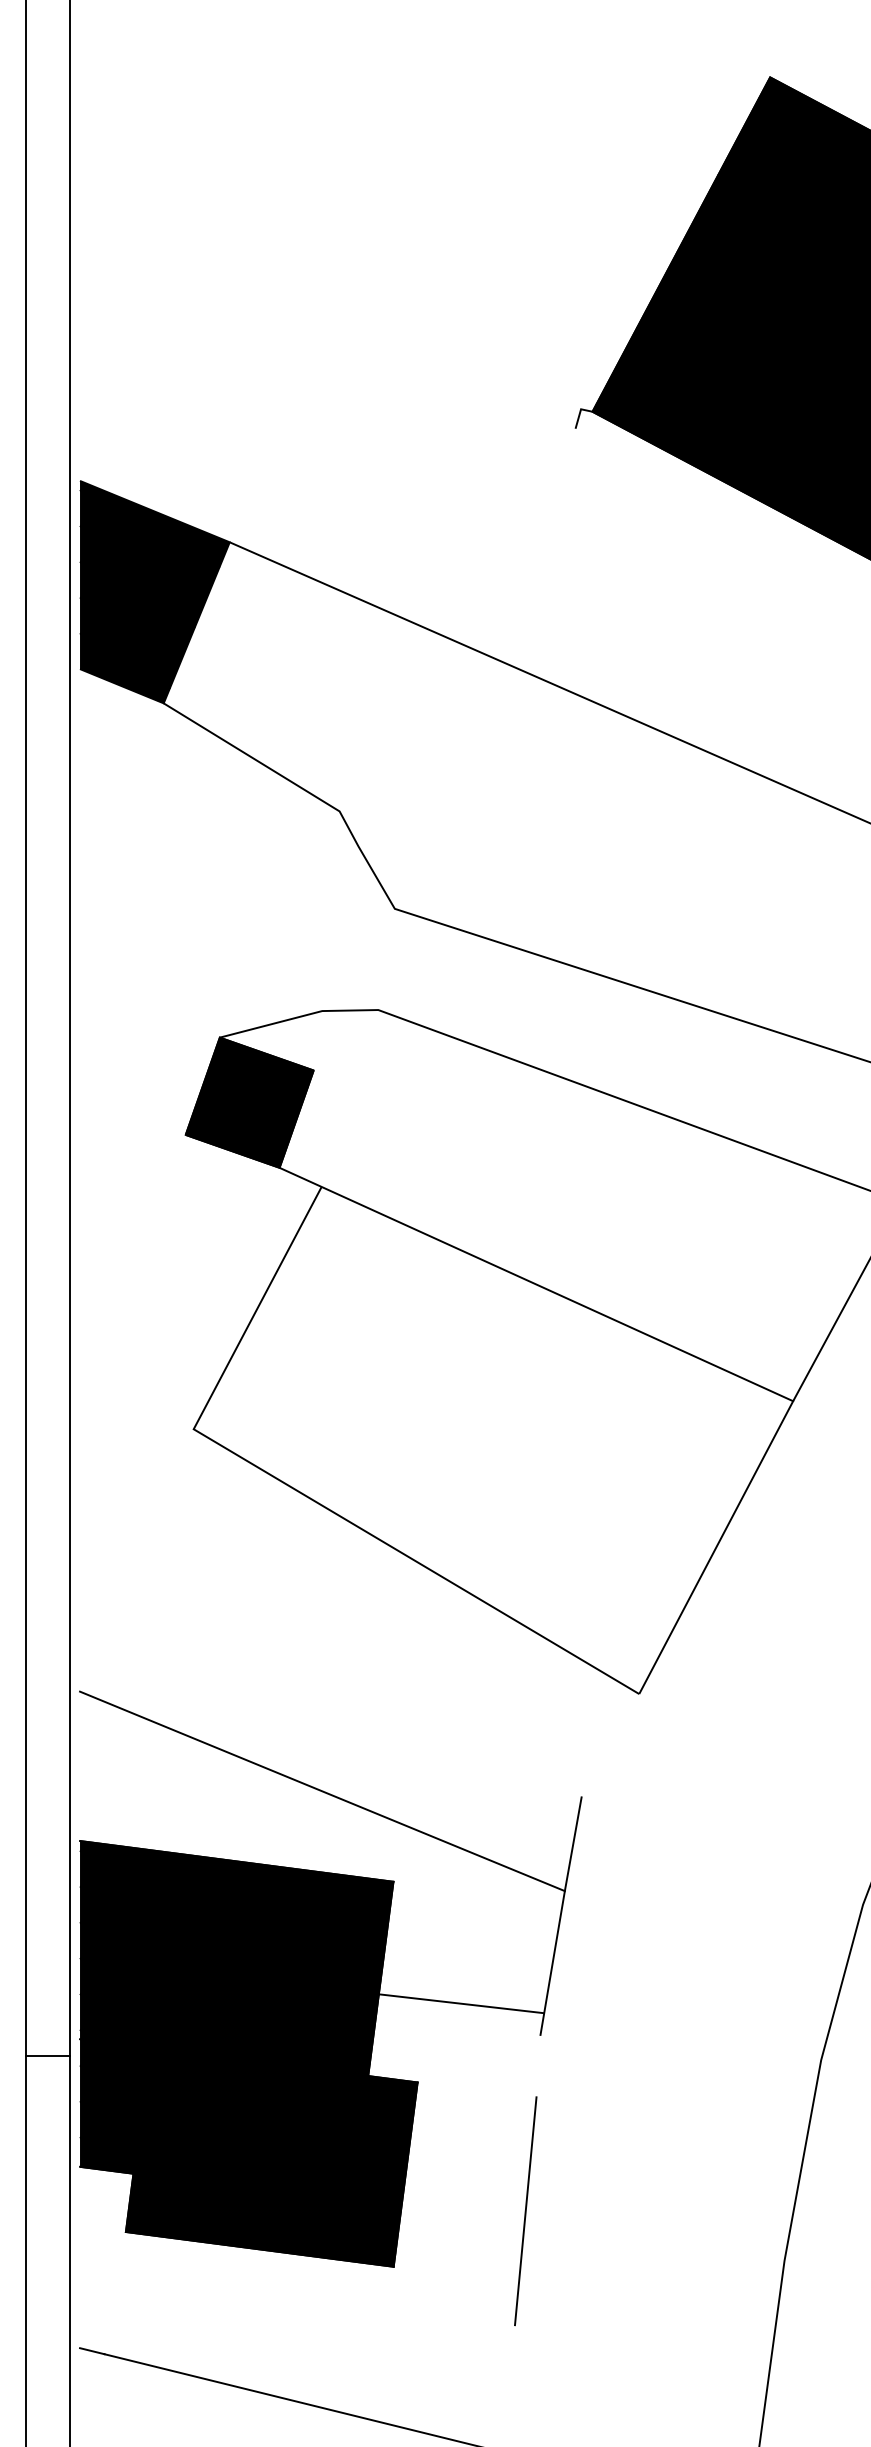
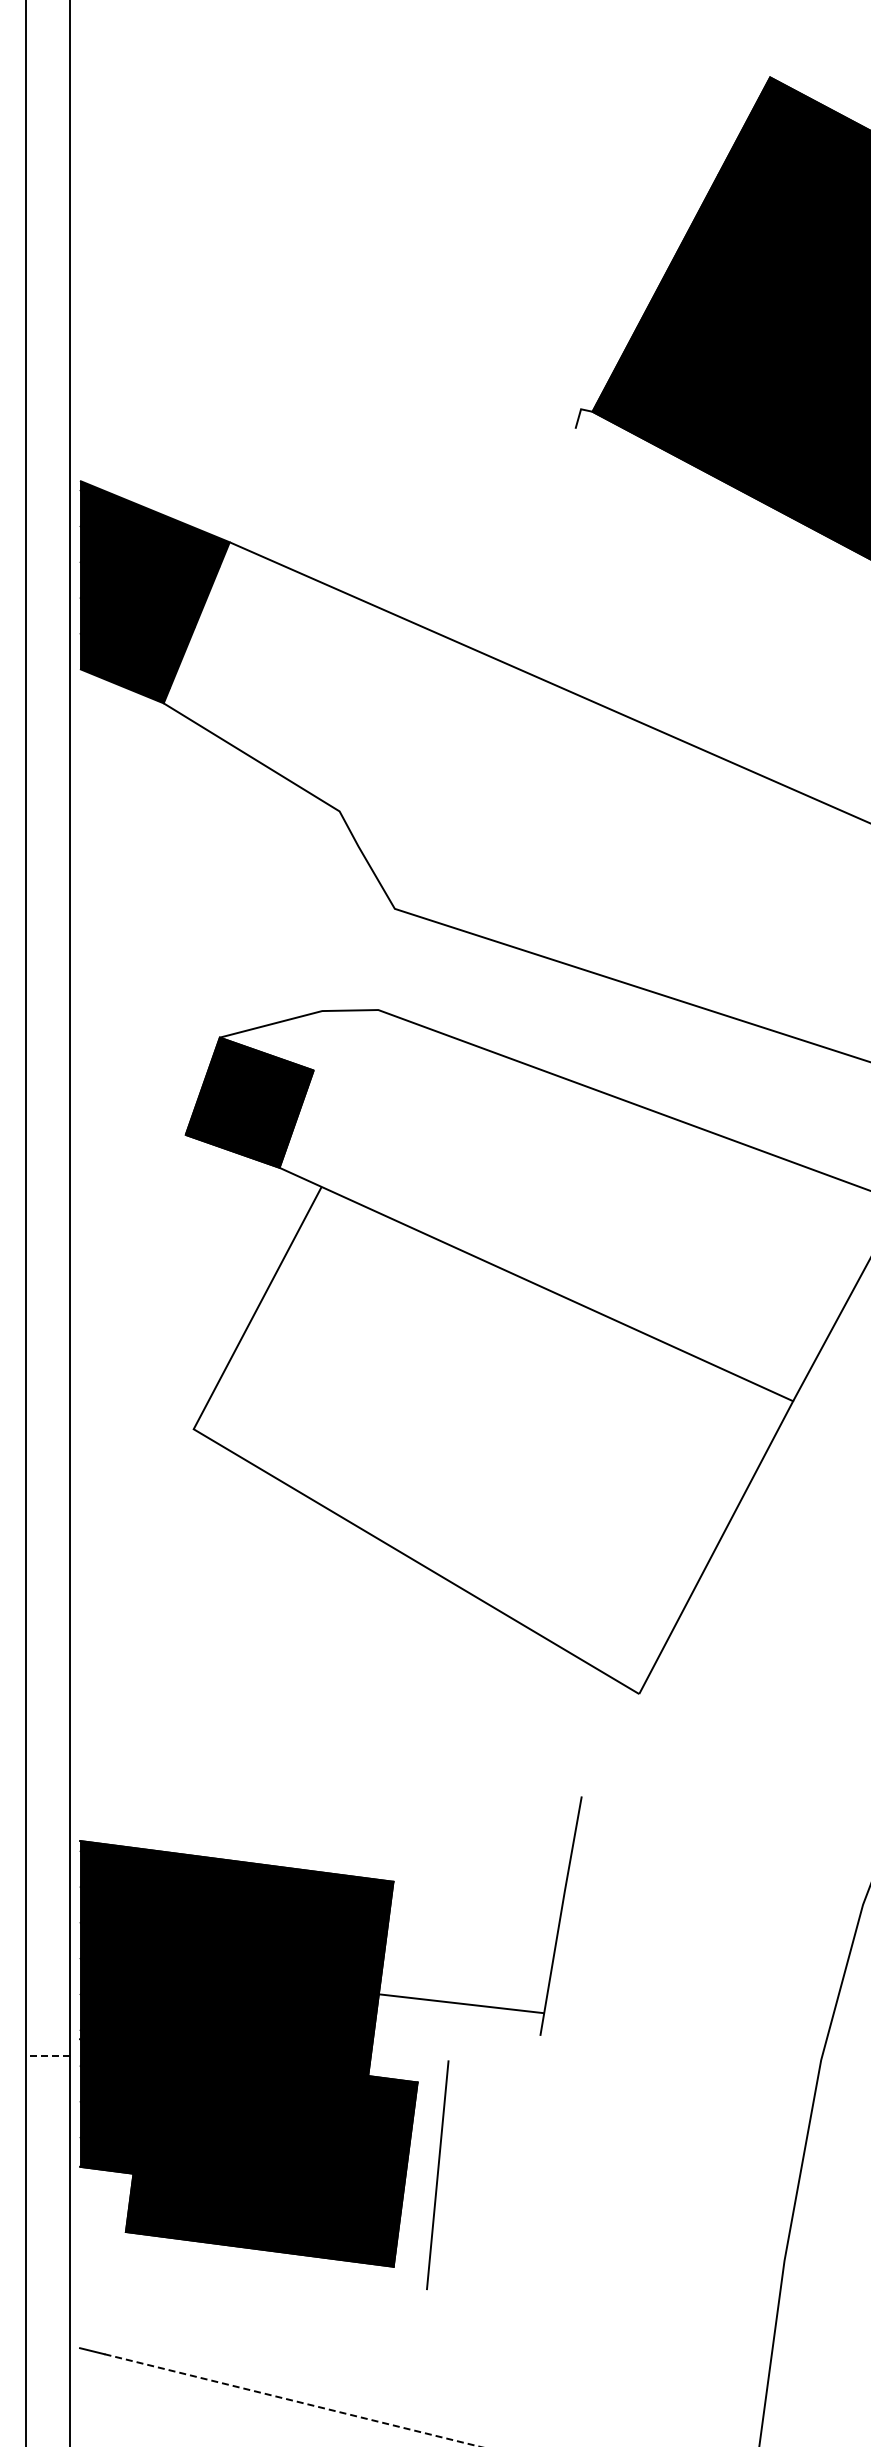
line: present -> none (322, 1791)
line: solid -> dashed (47, 2056)
line position: (525, 2211) -> (437, 2175) (437, 2175)
line: solid -> dashed (292, 2400)
